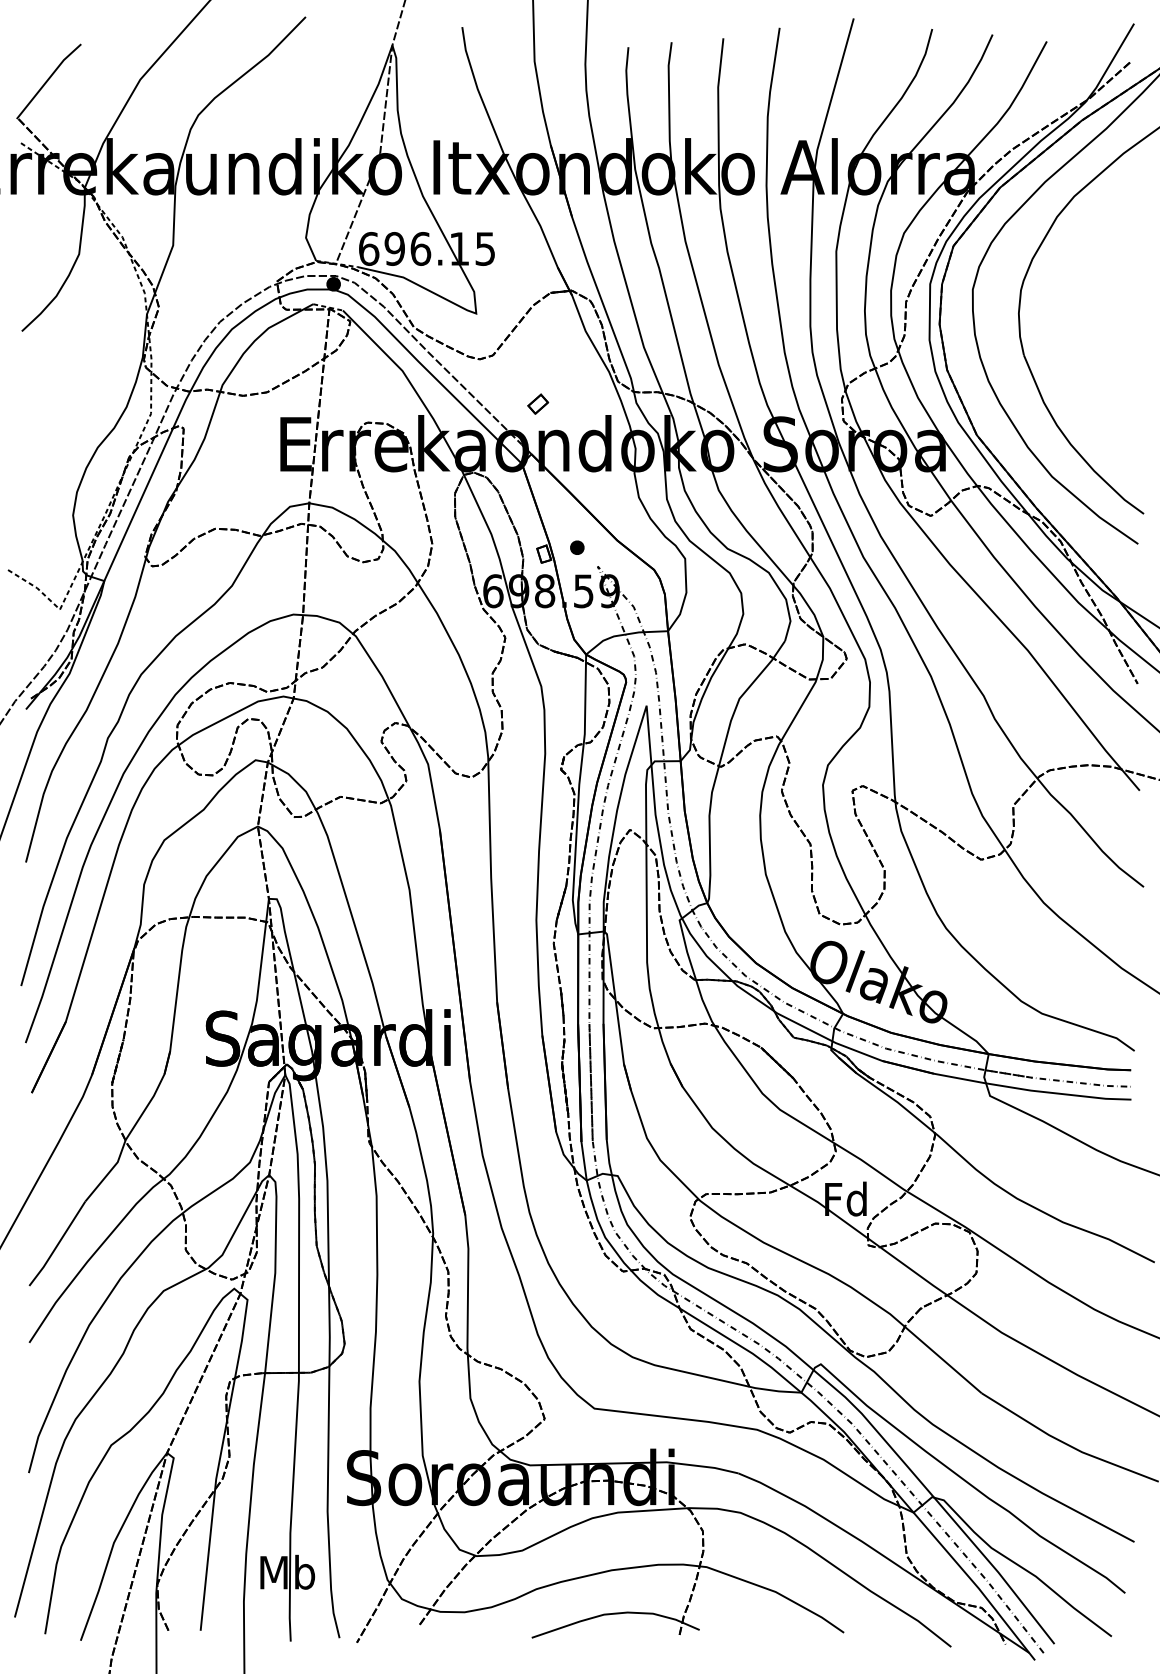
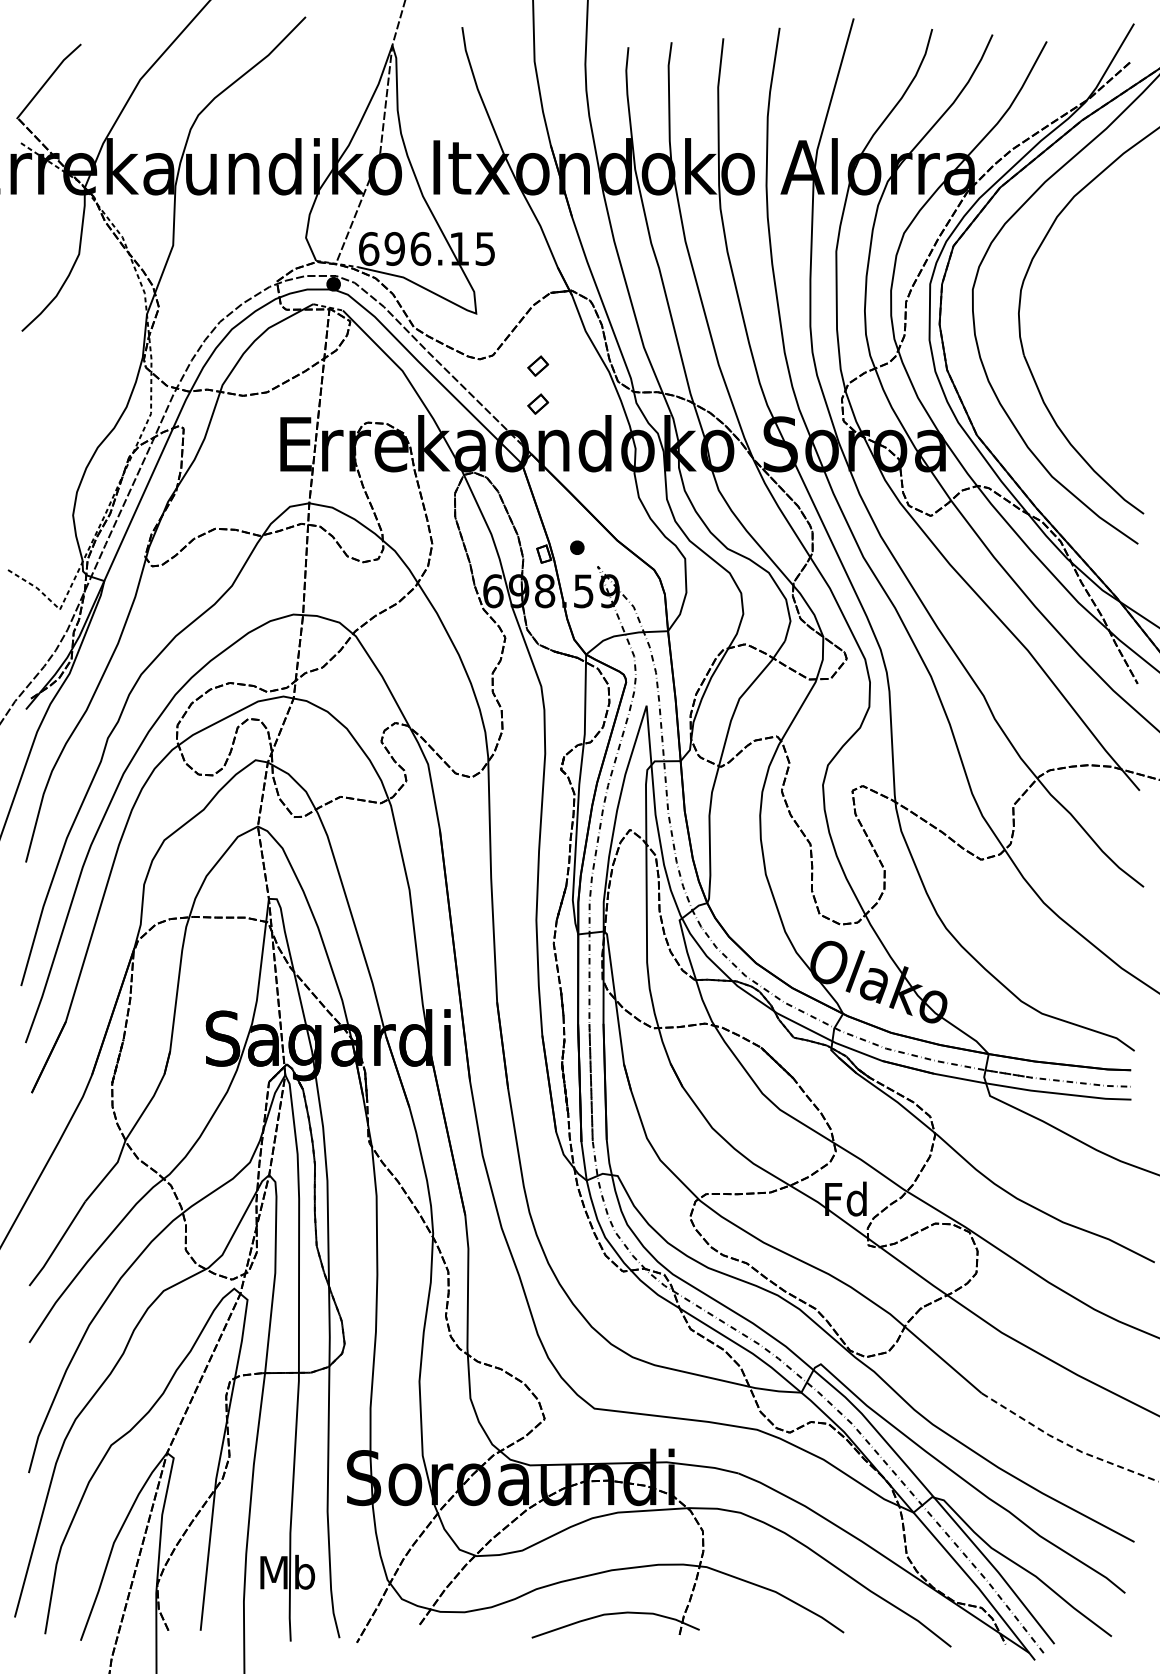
part: none -> present (538, 365)
line: solid -> dashed (1067, 1444)
